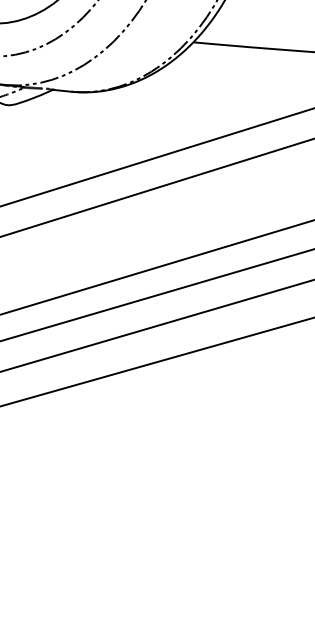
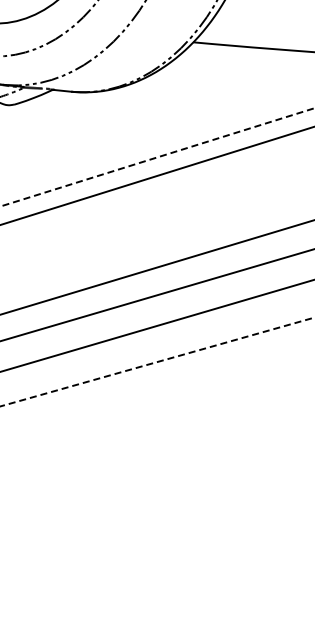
line: solid -> dashed (157, 157)
line position: (156, 187) -> (156, 175) (156, 175)
line: solid -> dashed (157, 362)
